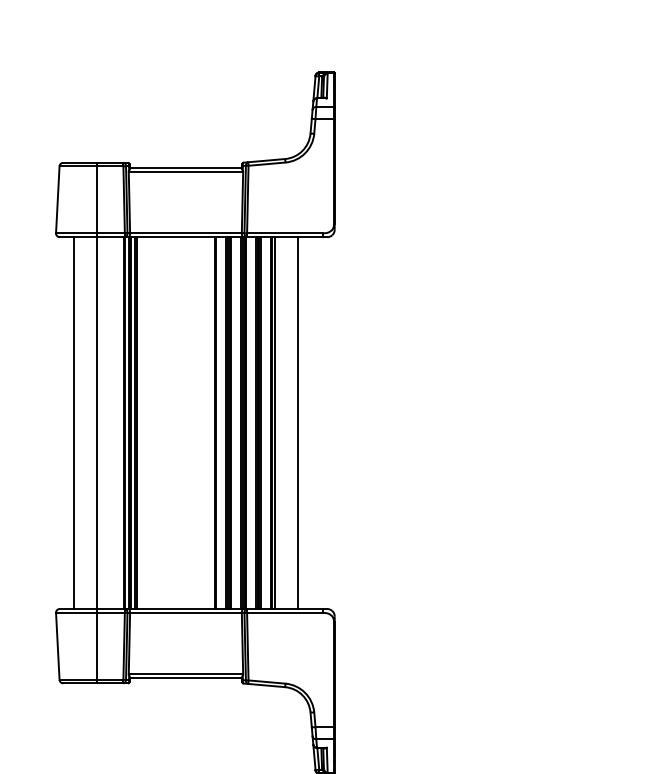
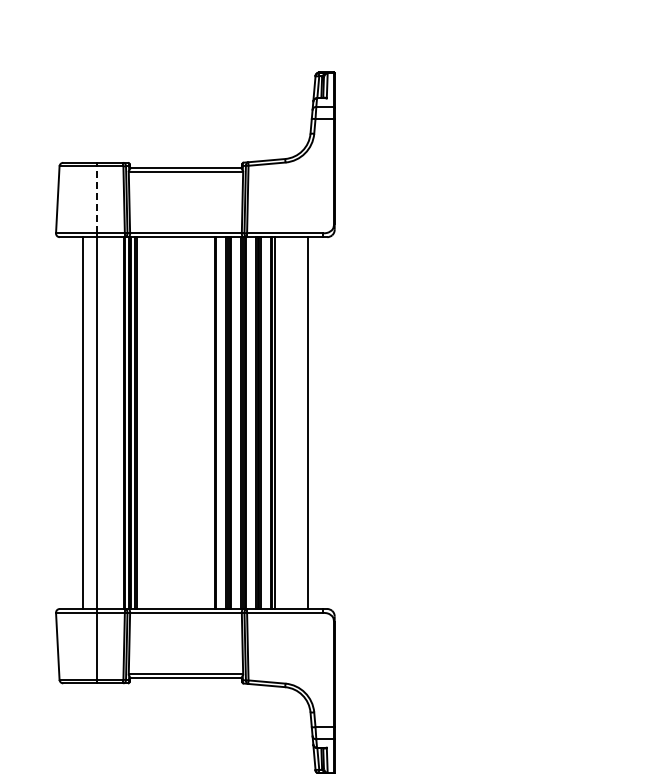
line: solid -> dashed (96, 199)
line position: (74, 423) -> (83, 423) (83, 423)
line position: (297, 423) -> (307, 423) (307, 423)
